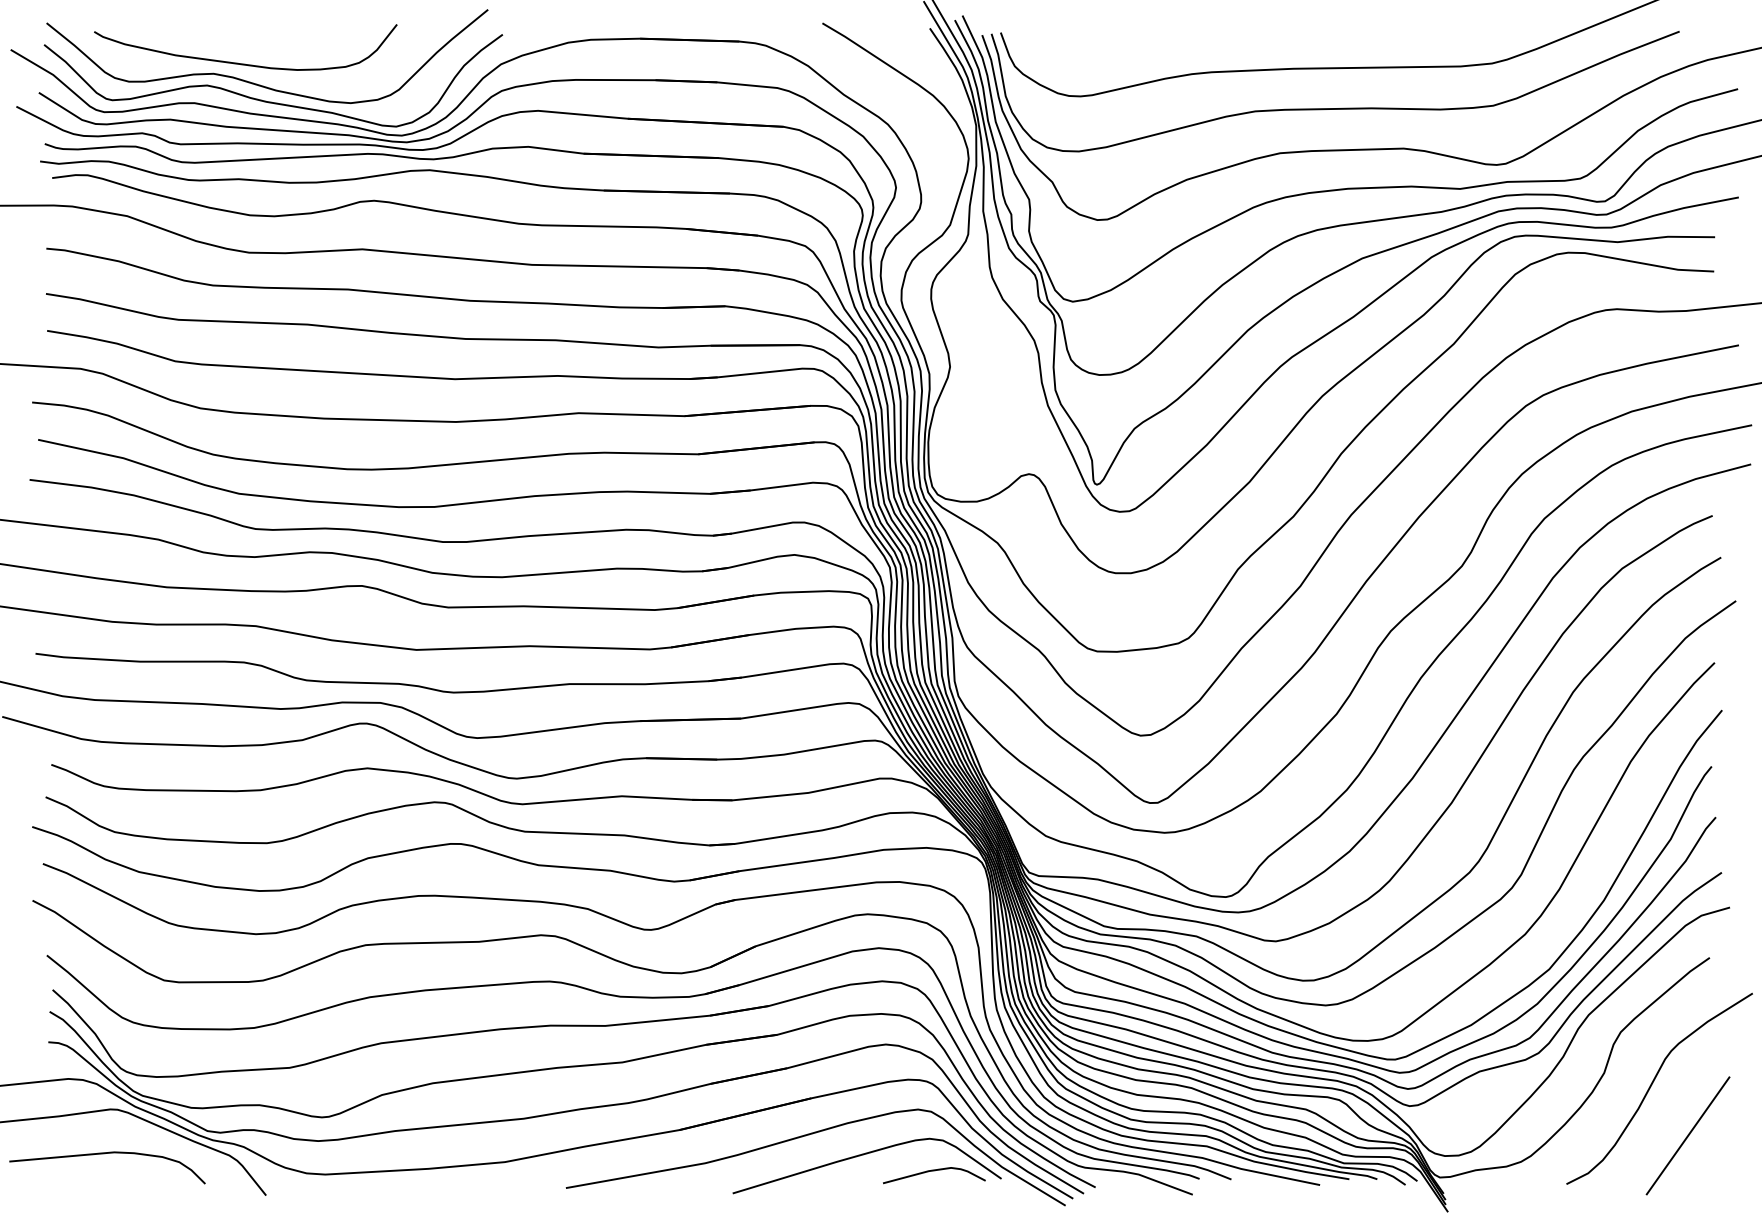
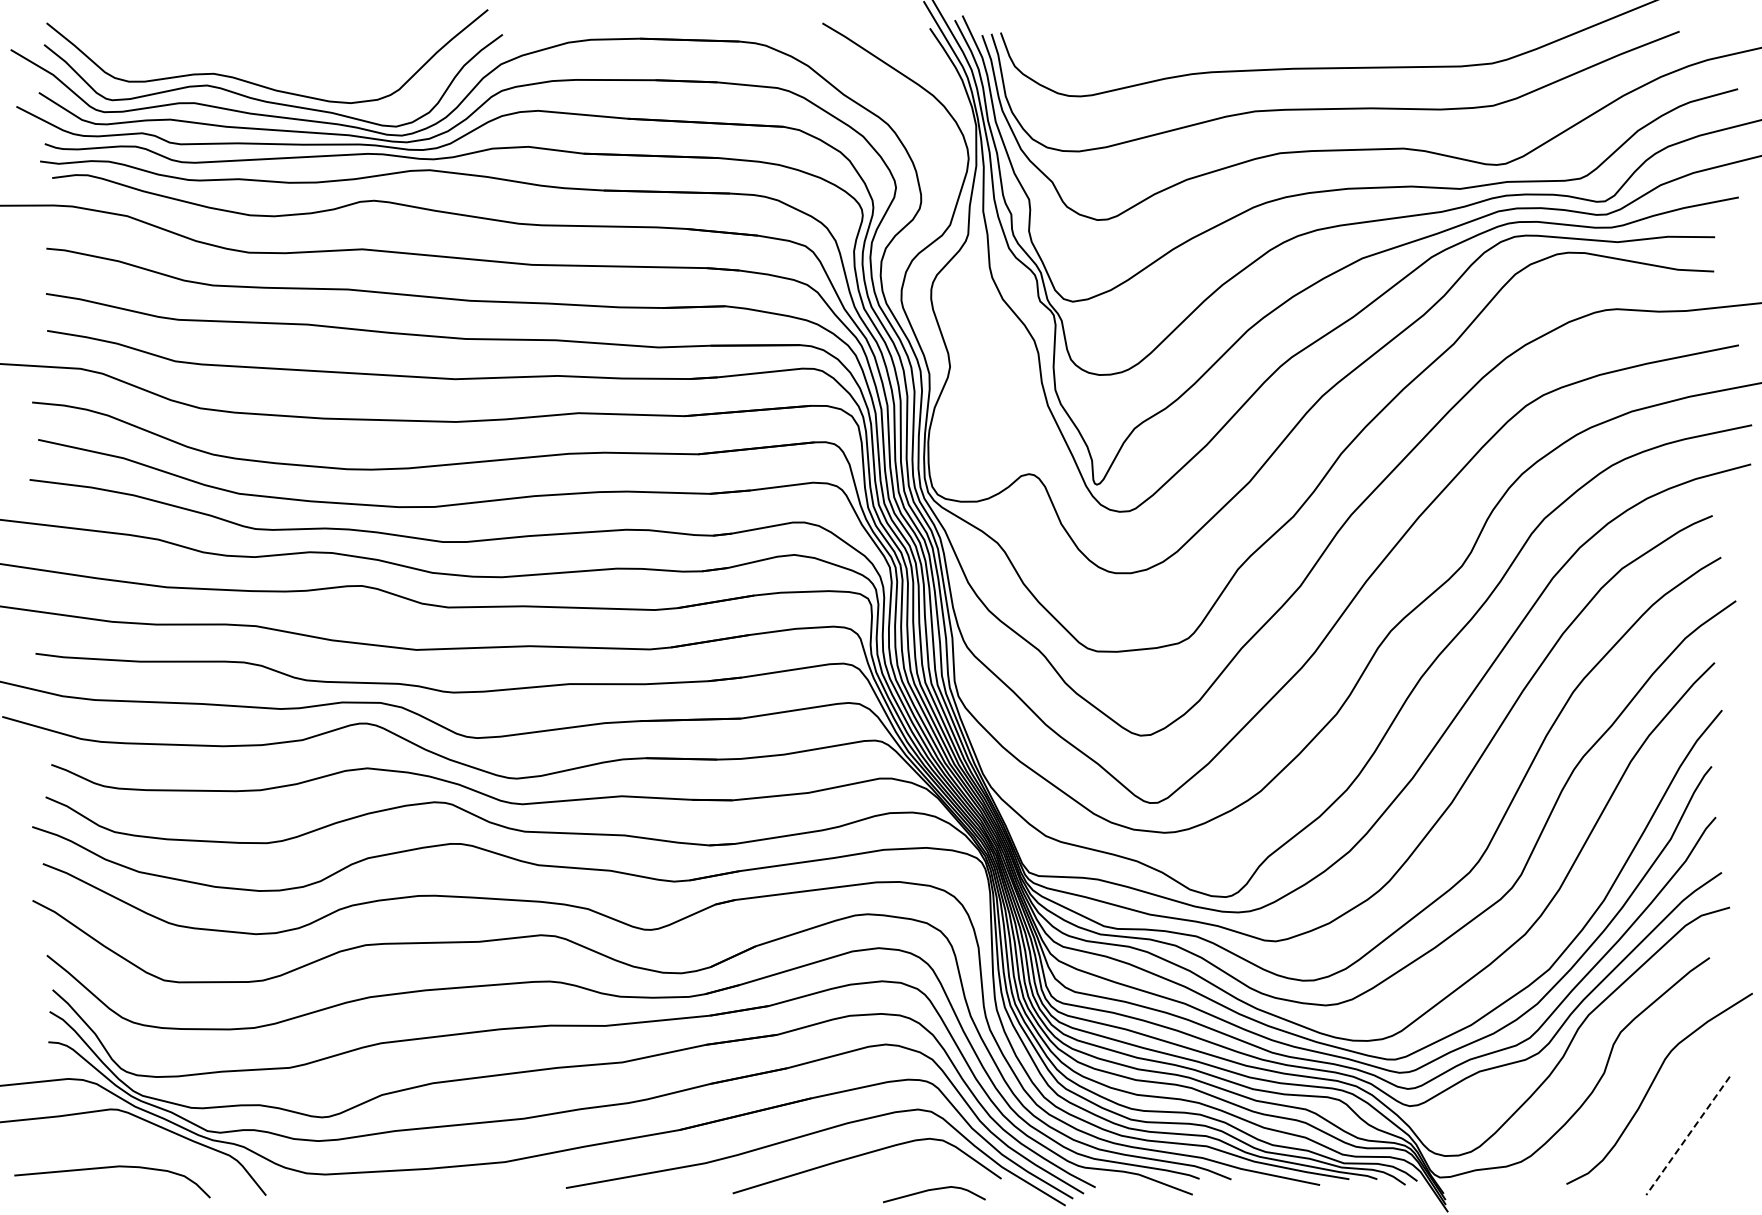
curve: present -> none (245, 63)
line: solid -> dashed (1687, 1136)
curve position: (104, 1154) -> (109, 1168) (109, 1168)
curve position: (934, 1171) -> (934, 1190) (934, 1190)
